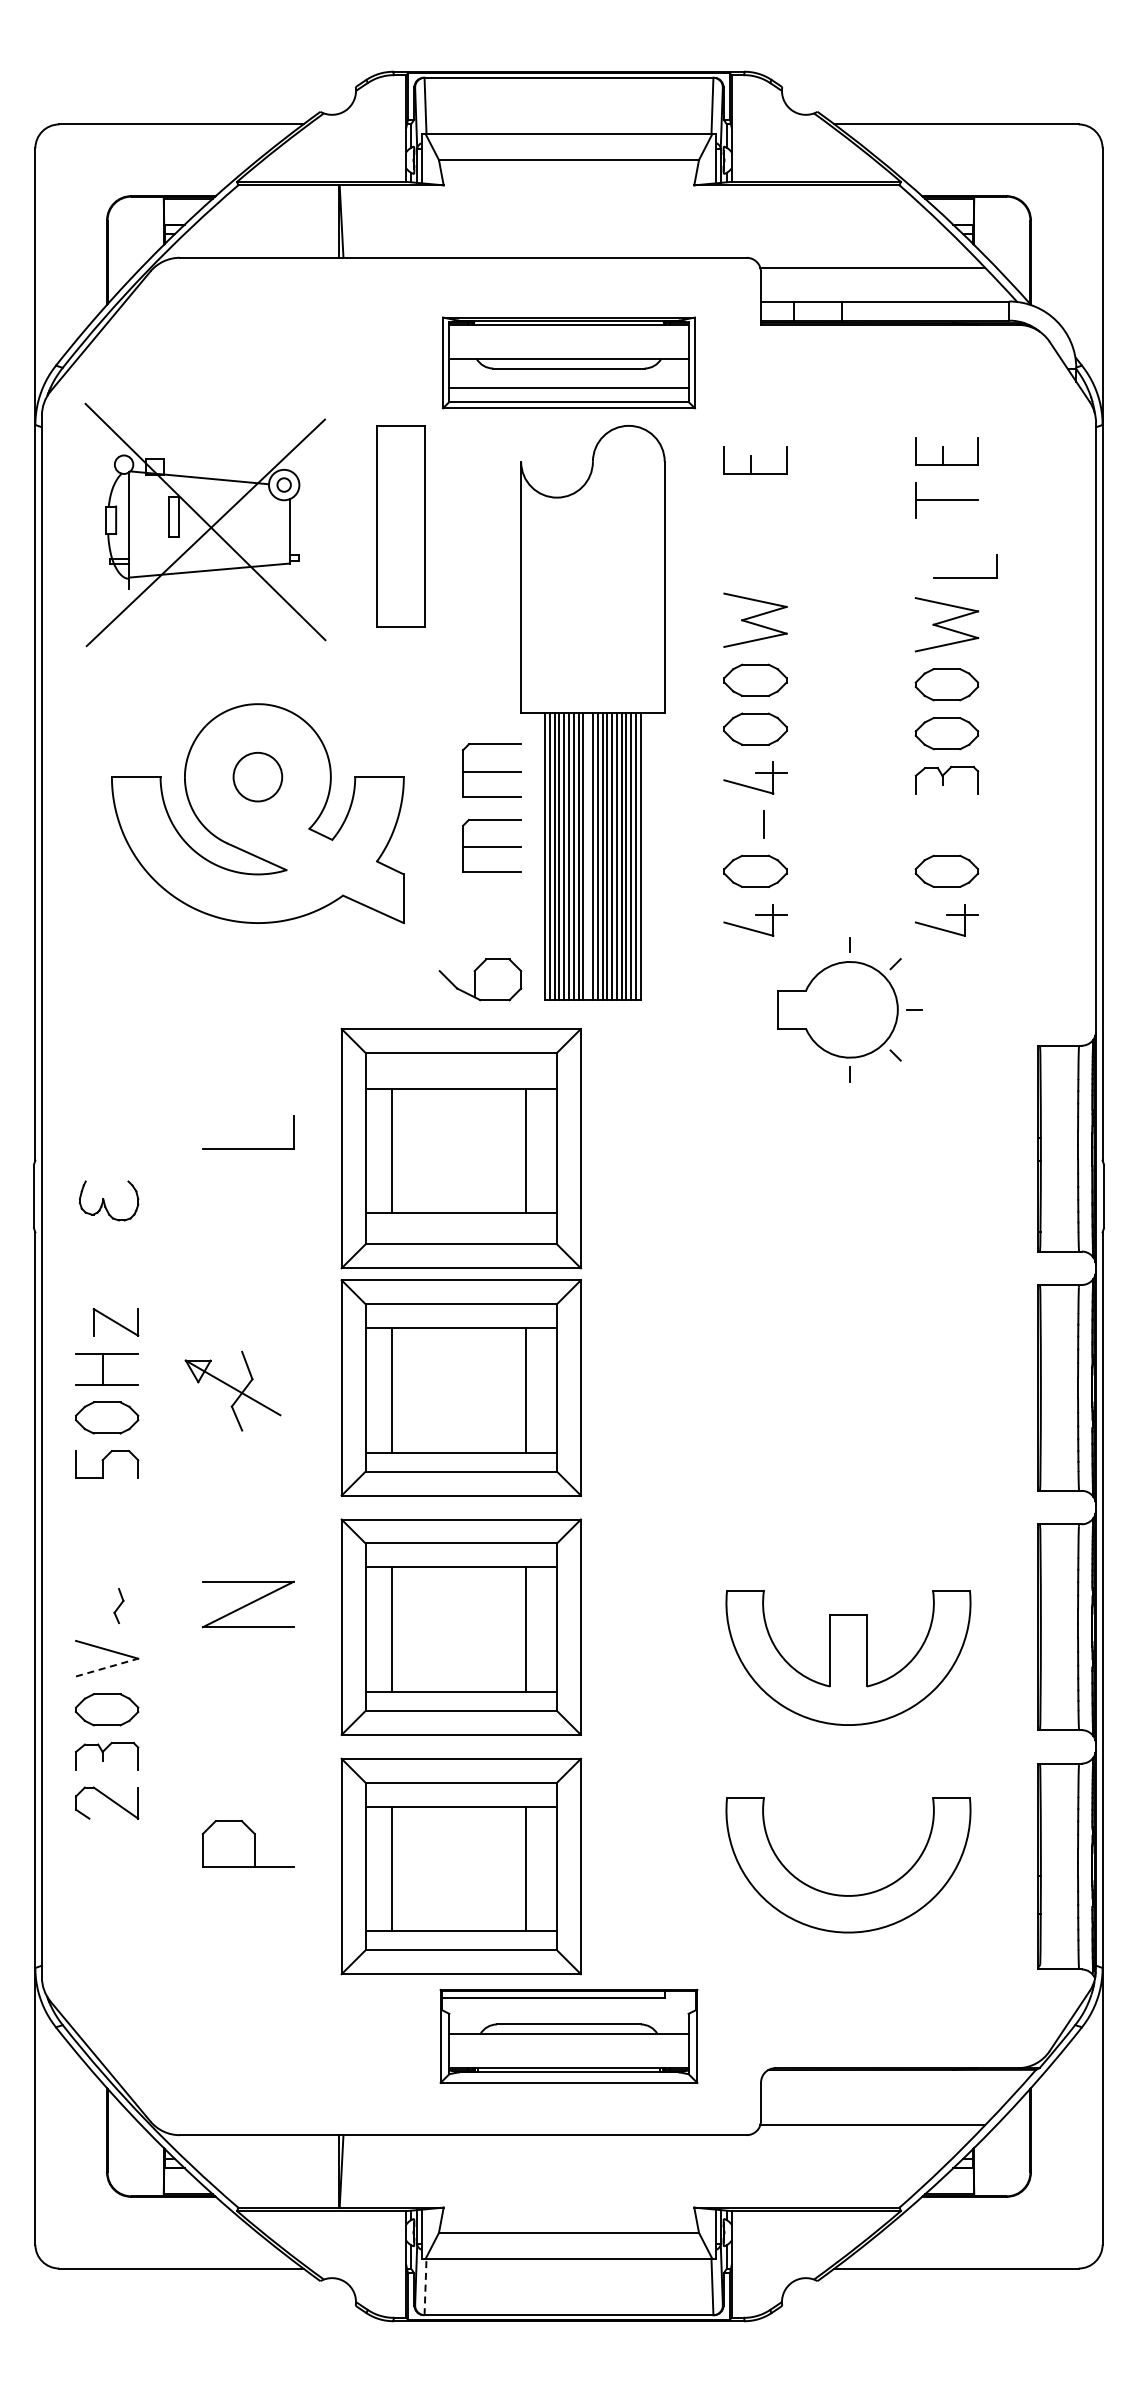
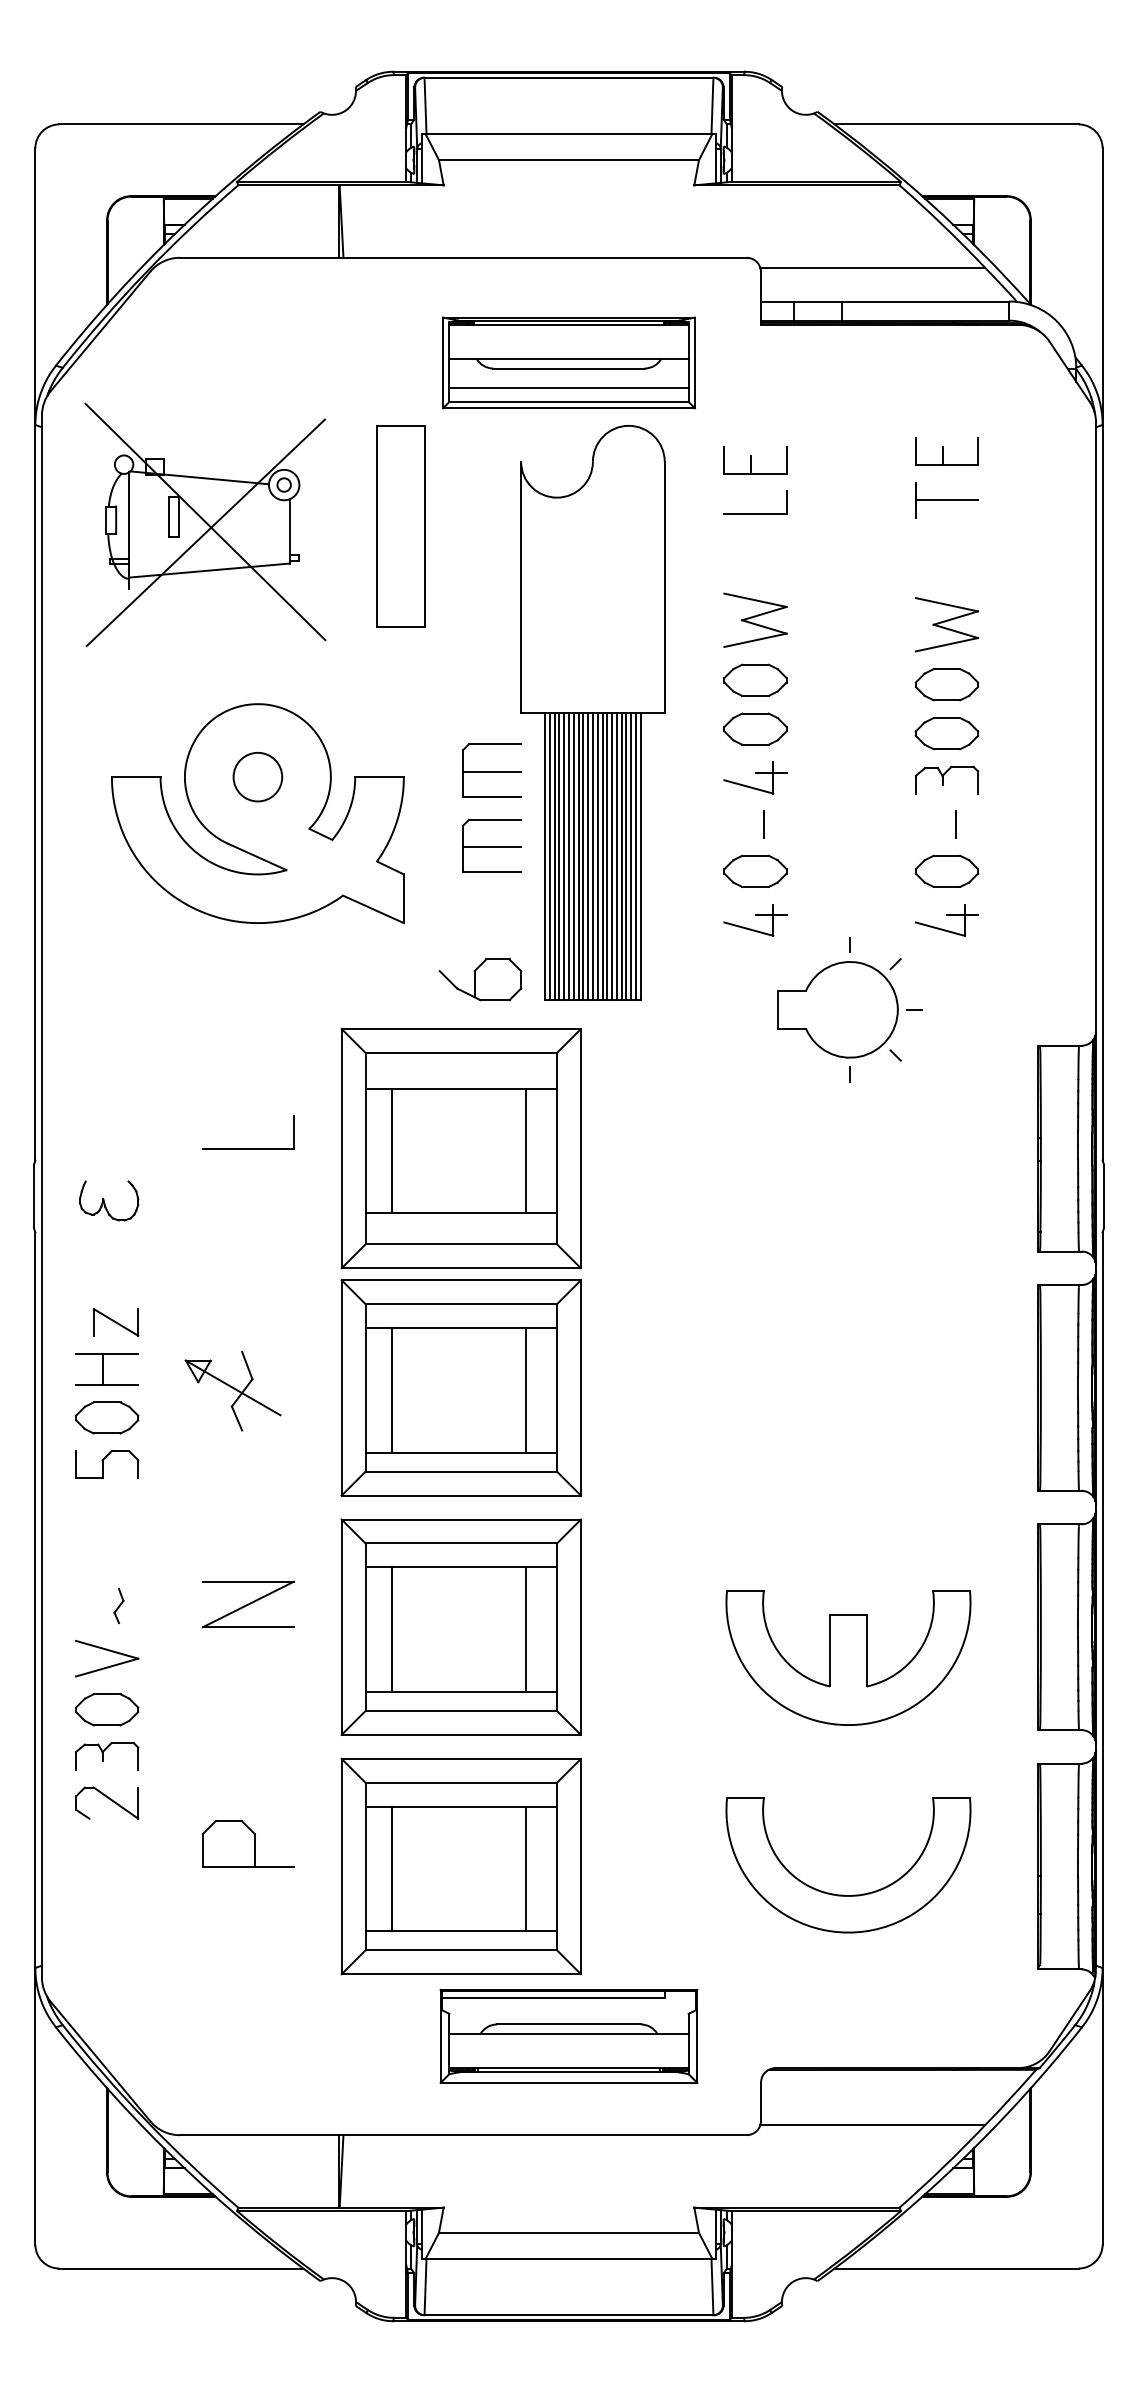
part position: (965, 577) -> (755, 513) (755, 513)
line: none -> present (955, 824)
line: none -> present (588, 856)
line: dashed -> solid (107, 1667)
line: dashed -> solid (425, 2286)
